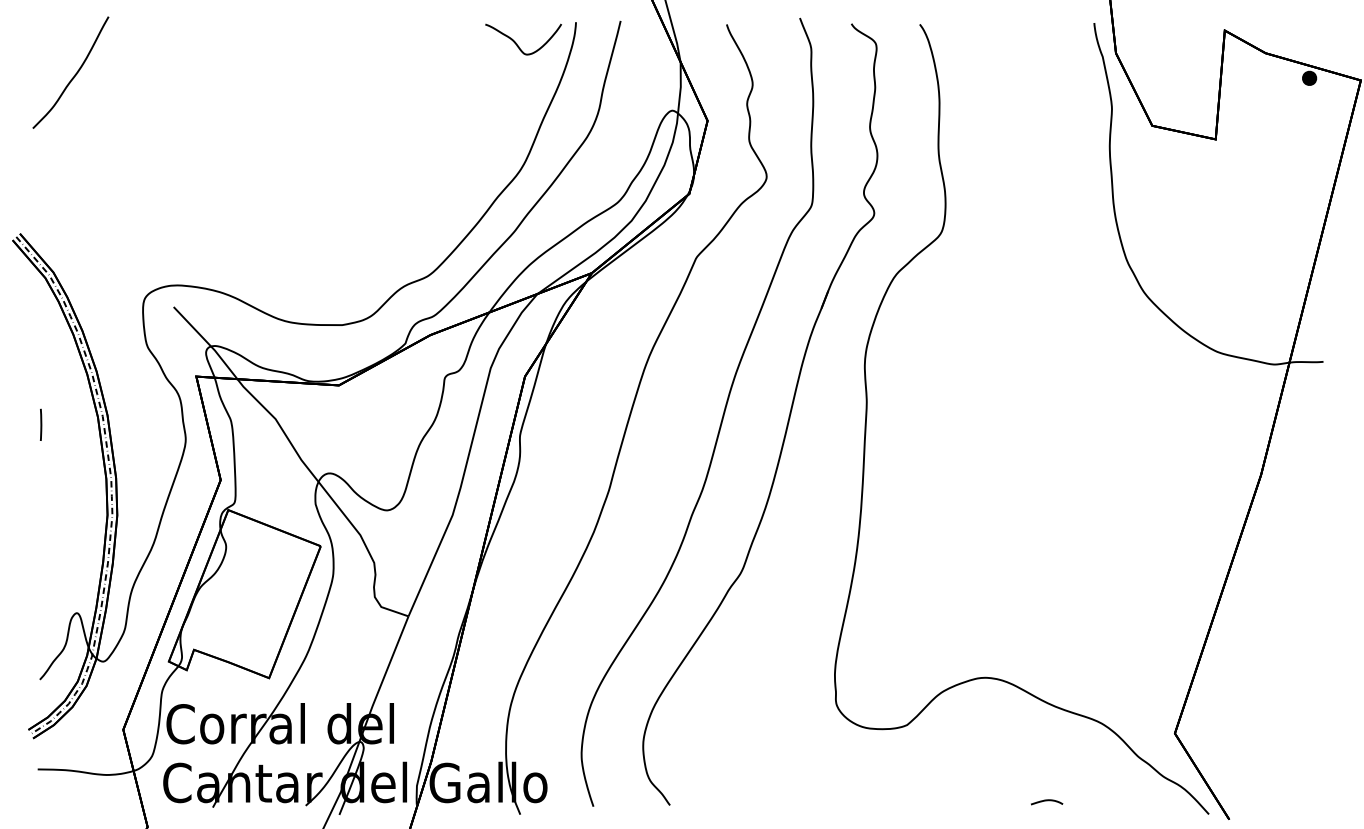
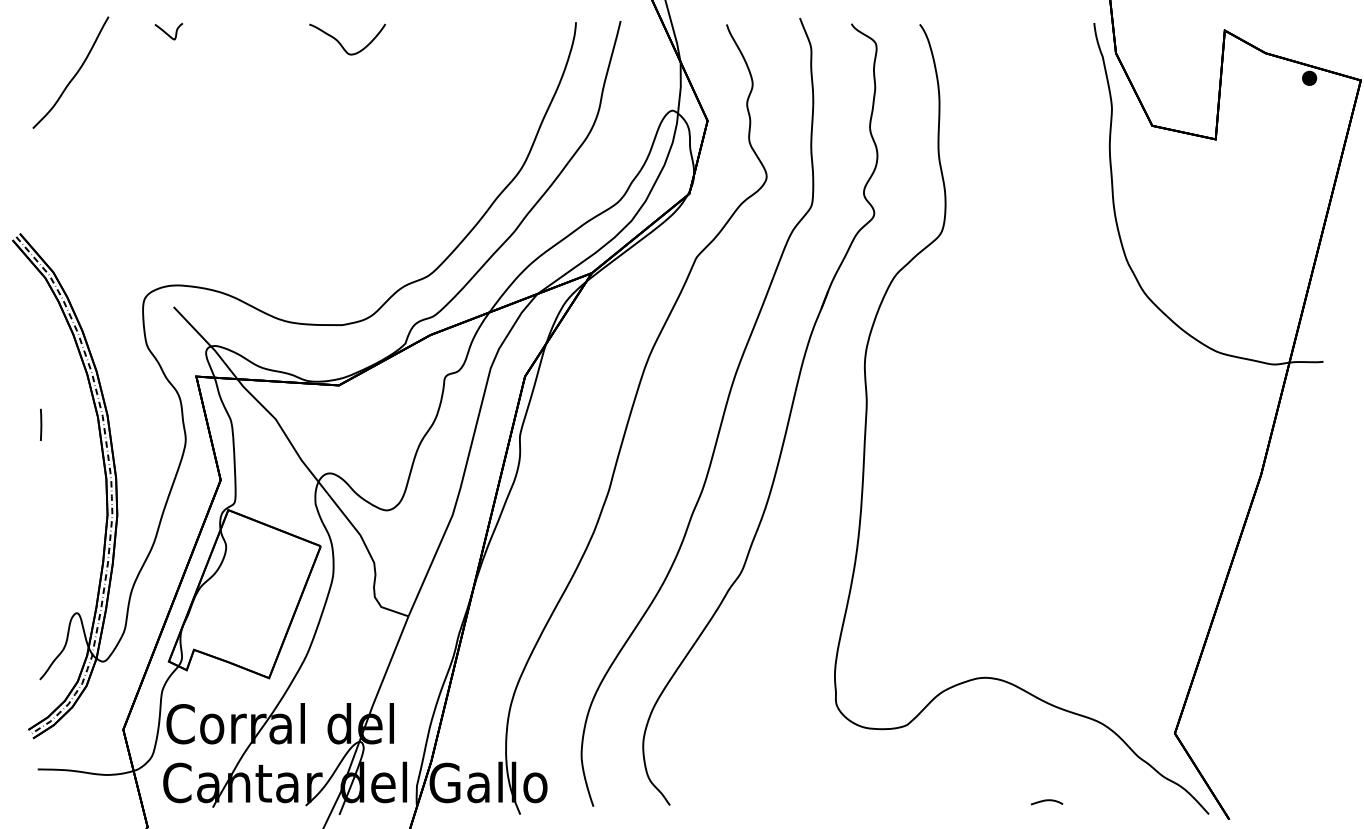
curve: none -> present (166, 32)
curve position: (517, 43) -> (341, 43) (341, 43)
